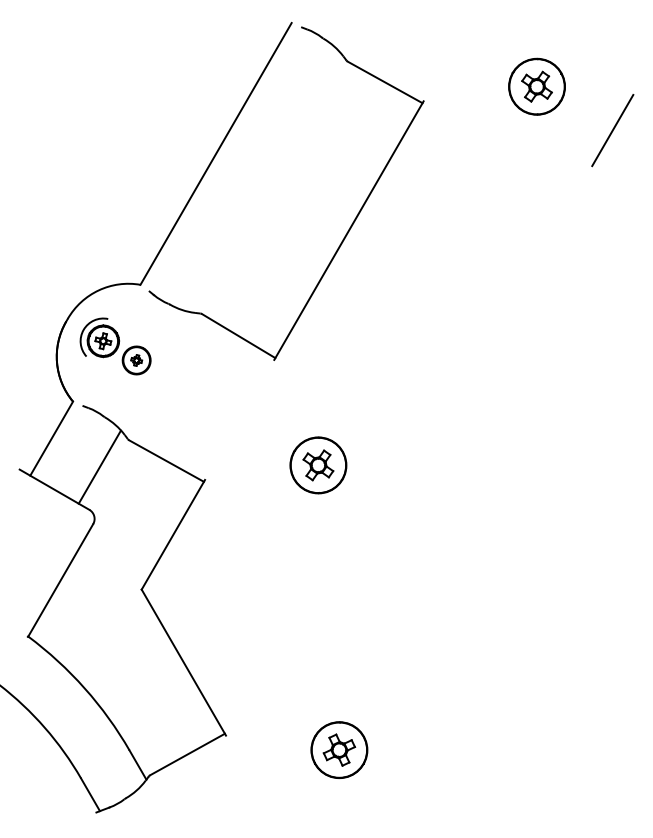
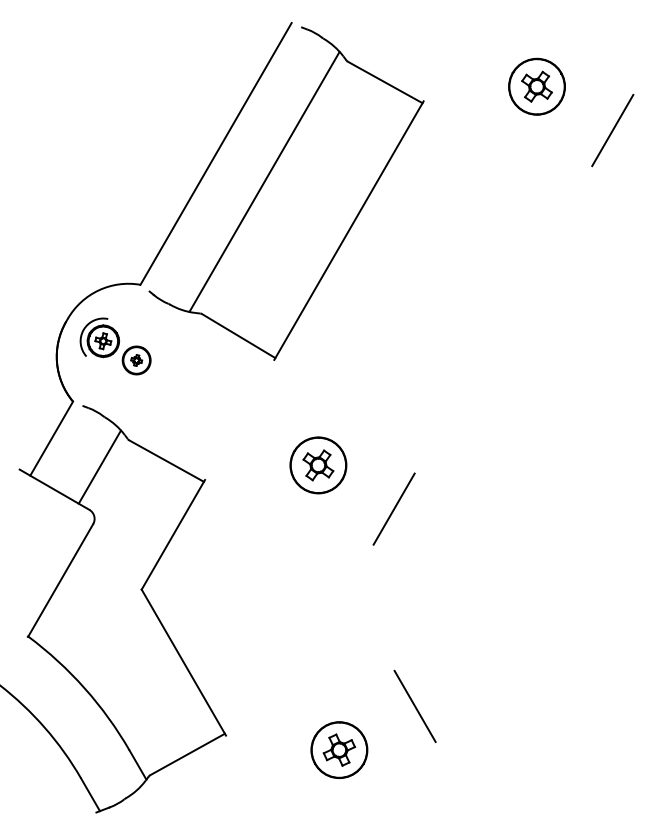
line: none -> present (264, 181)
line: none -> present (393, 508)
line: none -> present (414, 705)
